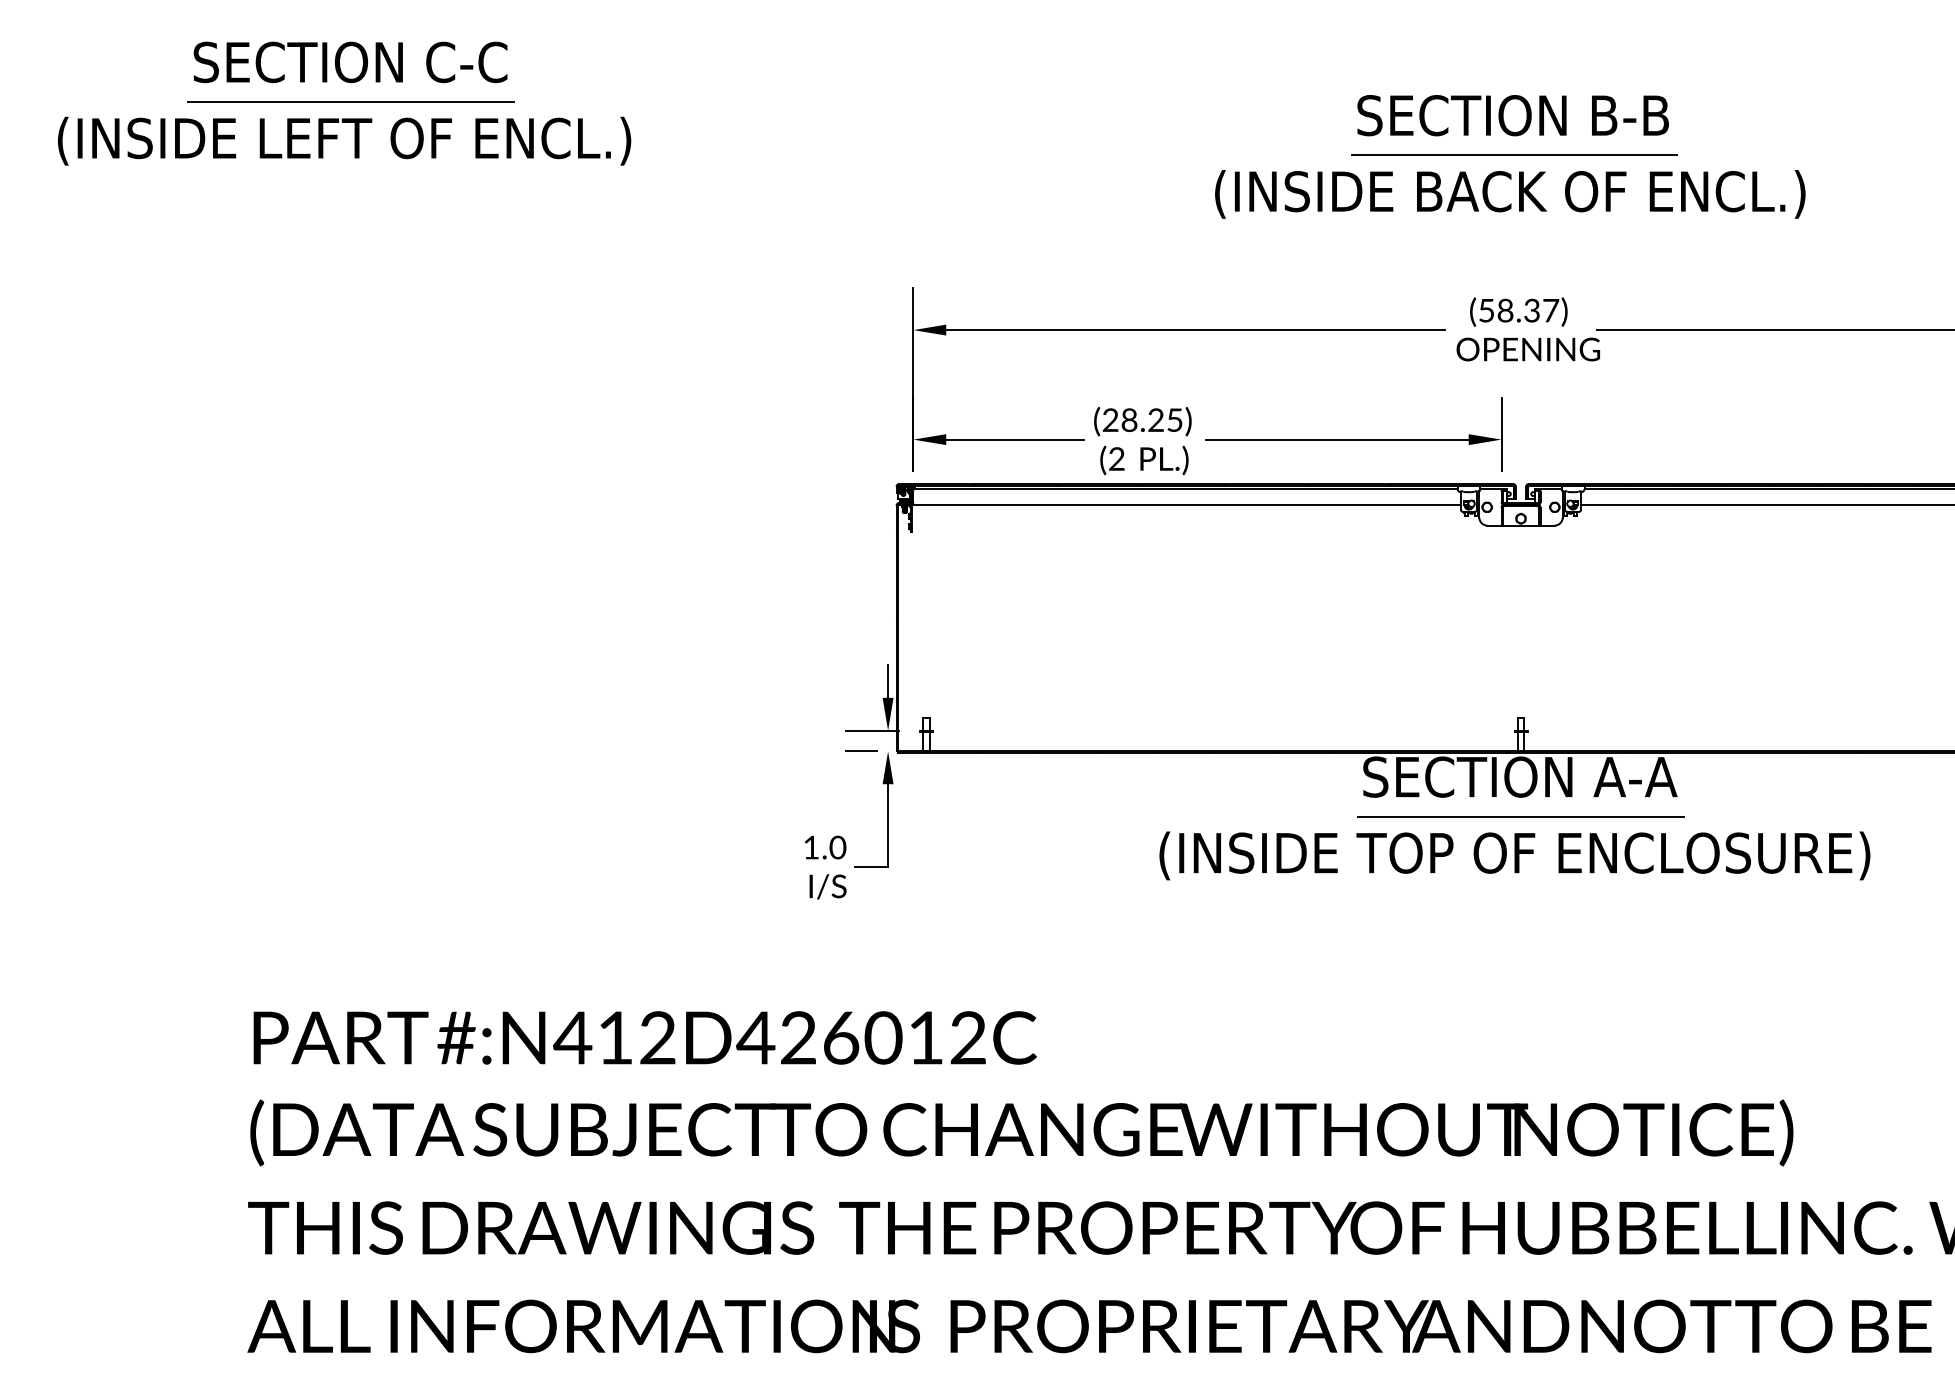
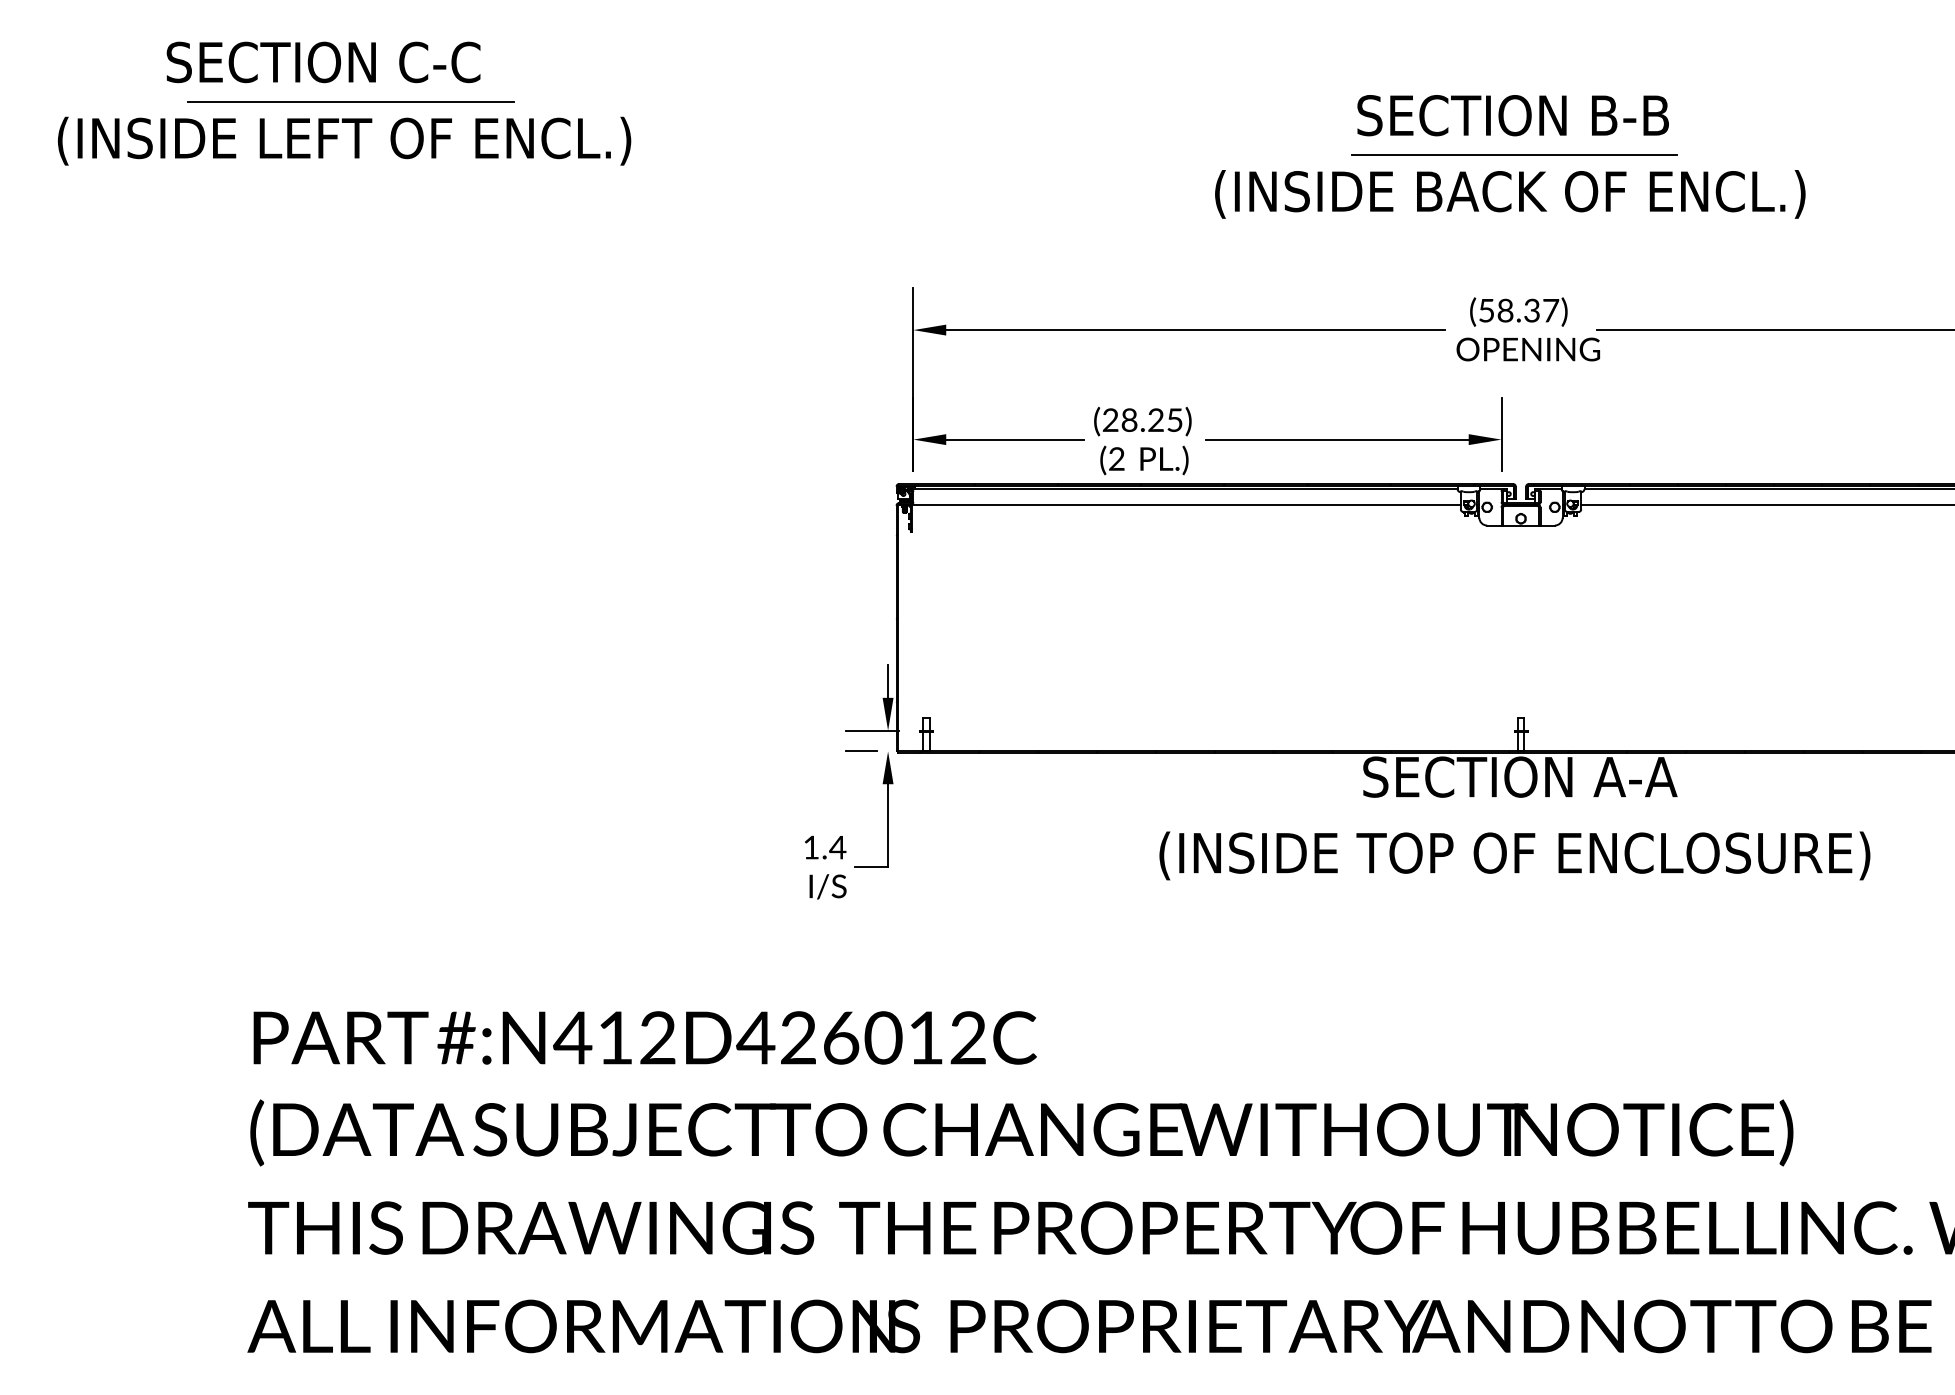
text position: (350, 62) -> (323, 62) (323, 62)
line: present -> none (1520, 816)
text: 1.0 -> 1.4 (837, 847)
